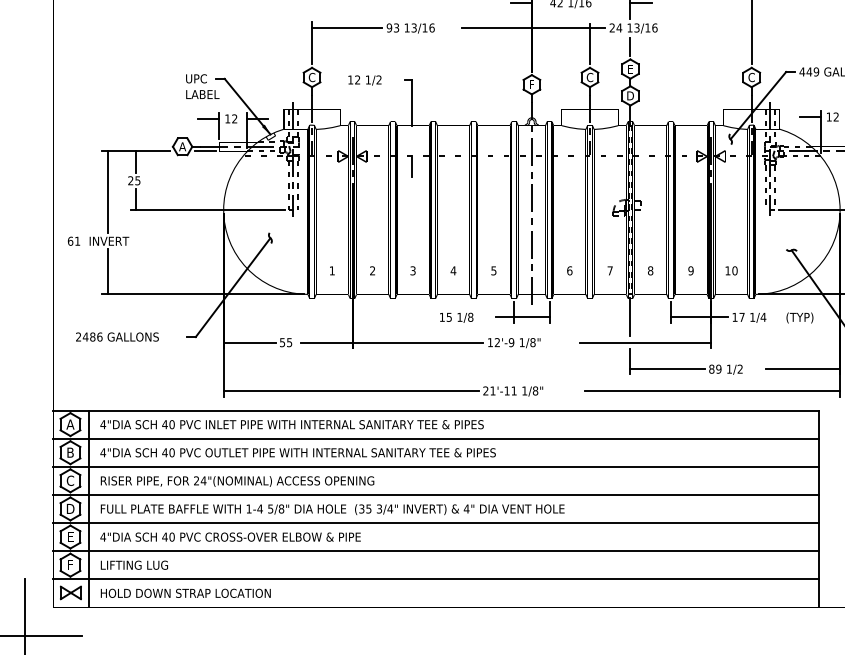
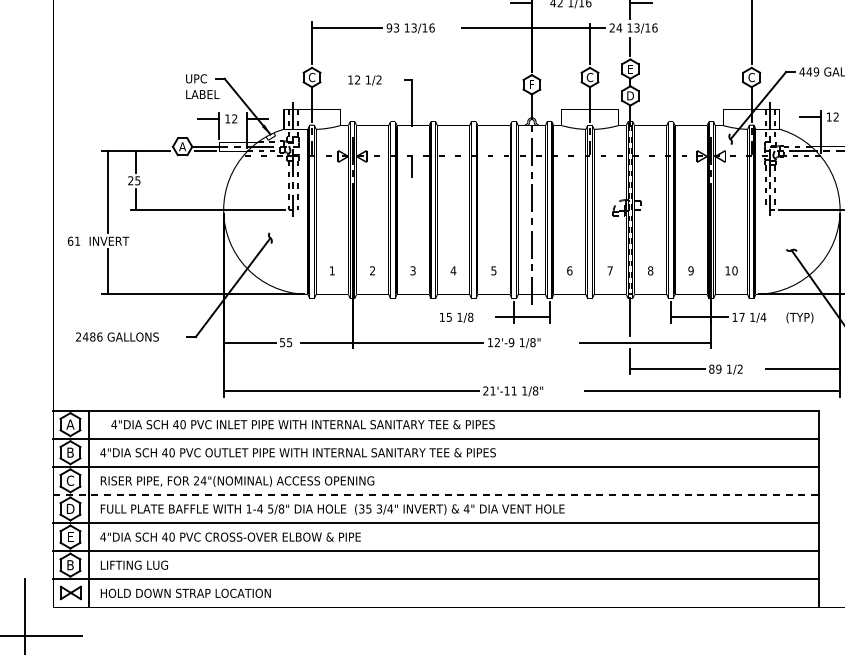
text position: (291, 424) -> (302, 424) (302, 424)
line: solid -> dashed (436, 494)
text: F -> B (70, 565)
